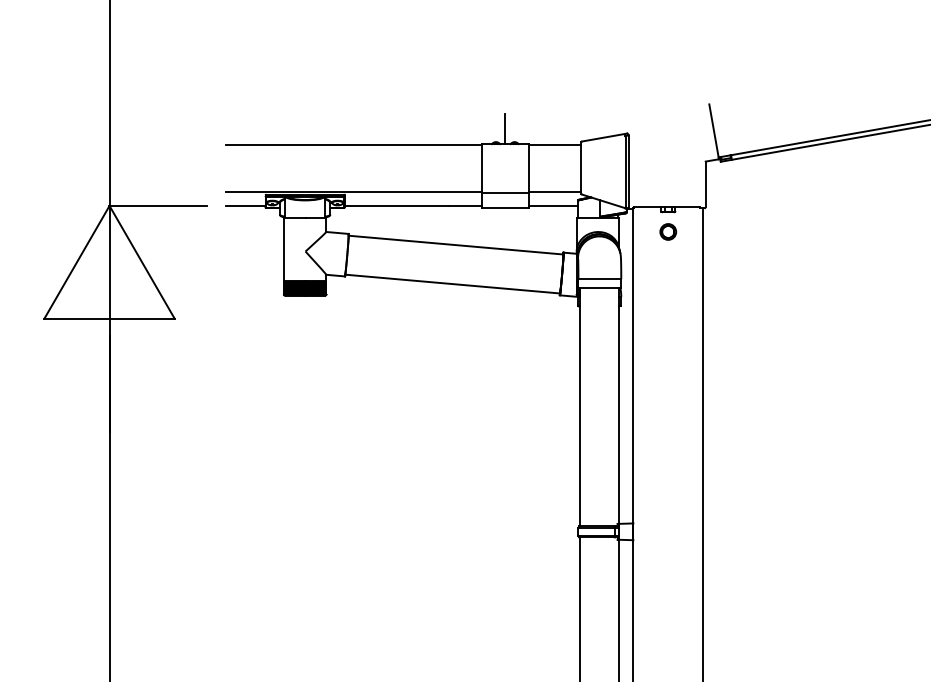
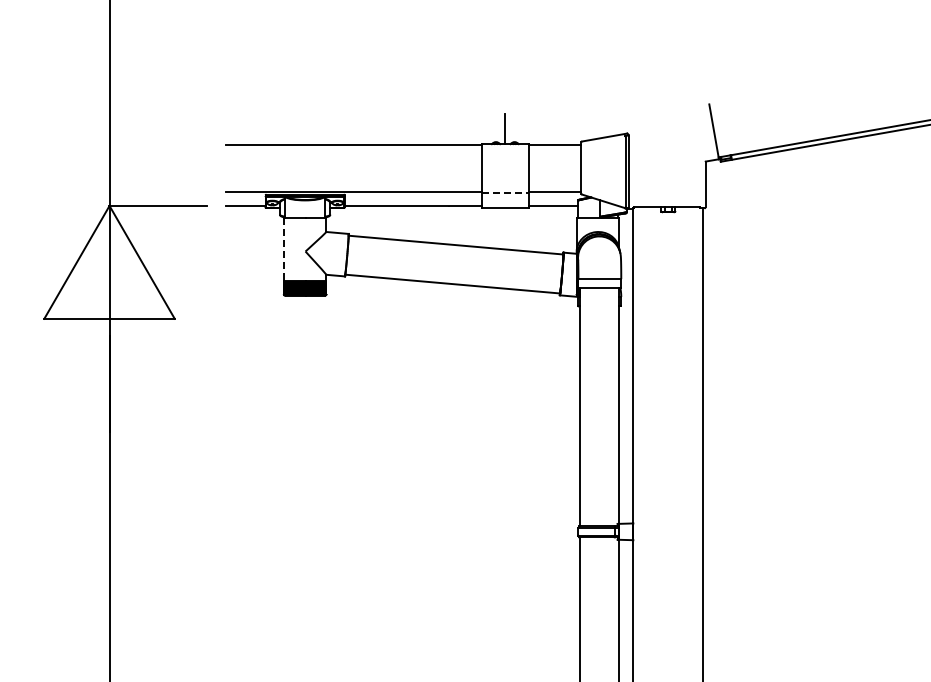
line: solid -> dashed (505, 193)
part: present -> none (668, 231)
line: solid -> dashed (283, 249)
